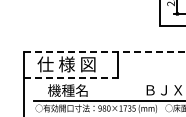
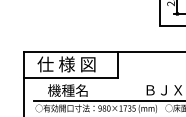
line: dashed -> solid (104, 52)
line: dashed -> solid (71, 77)
